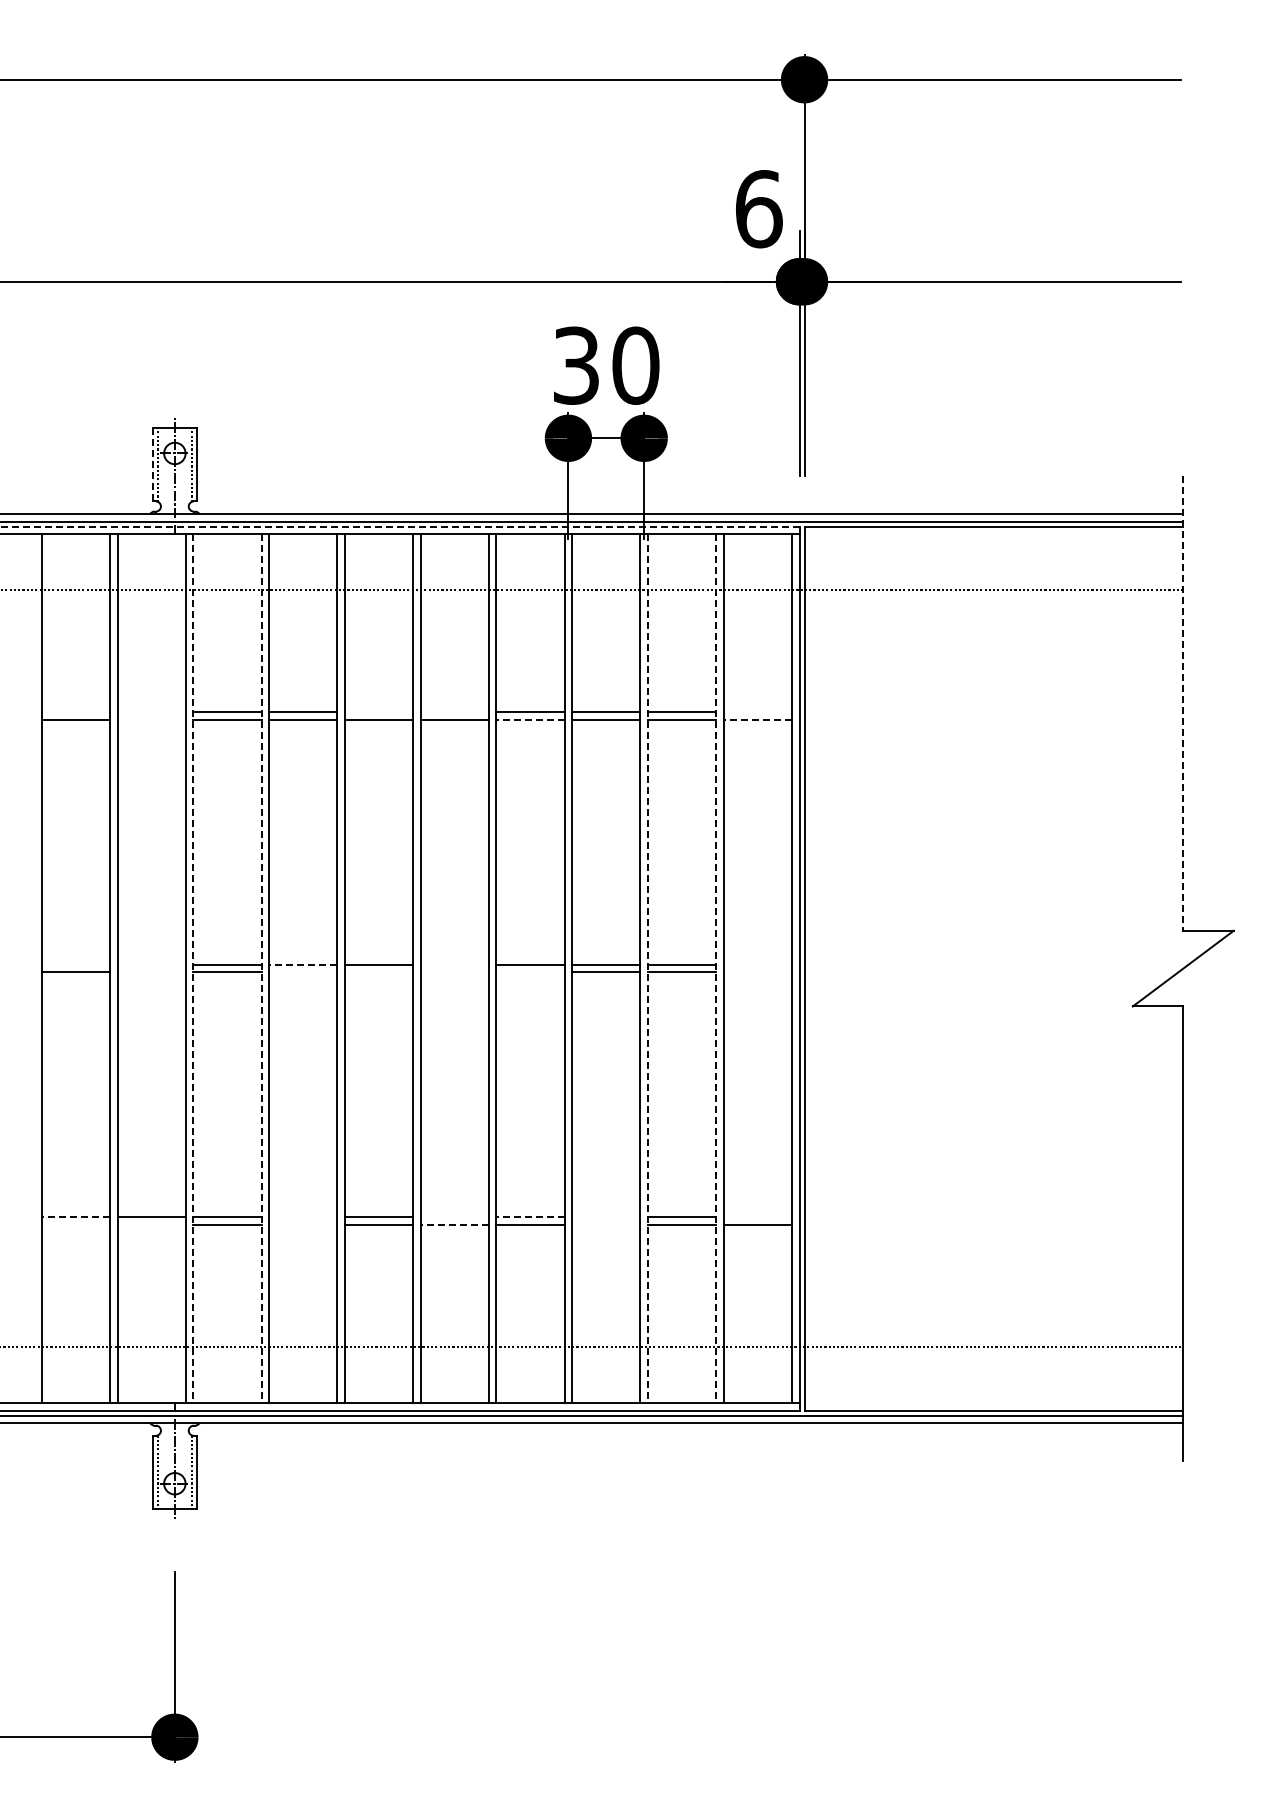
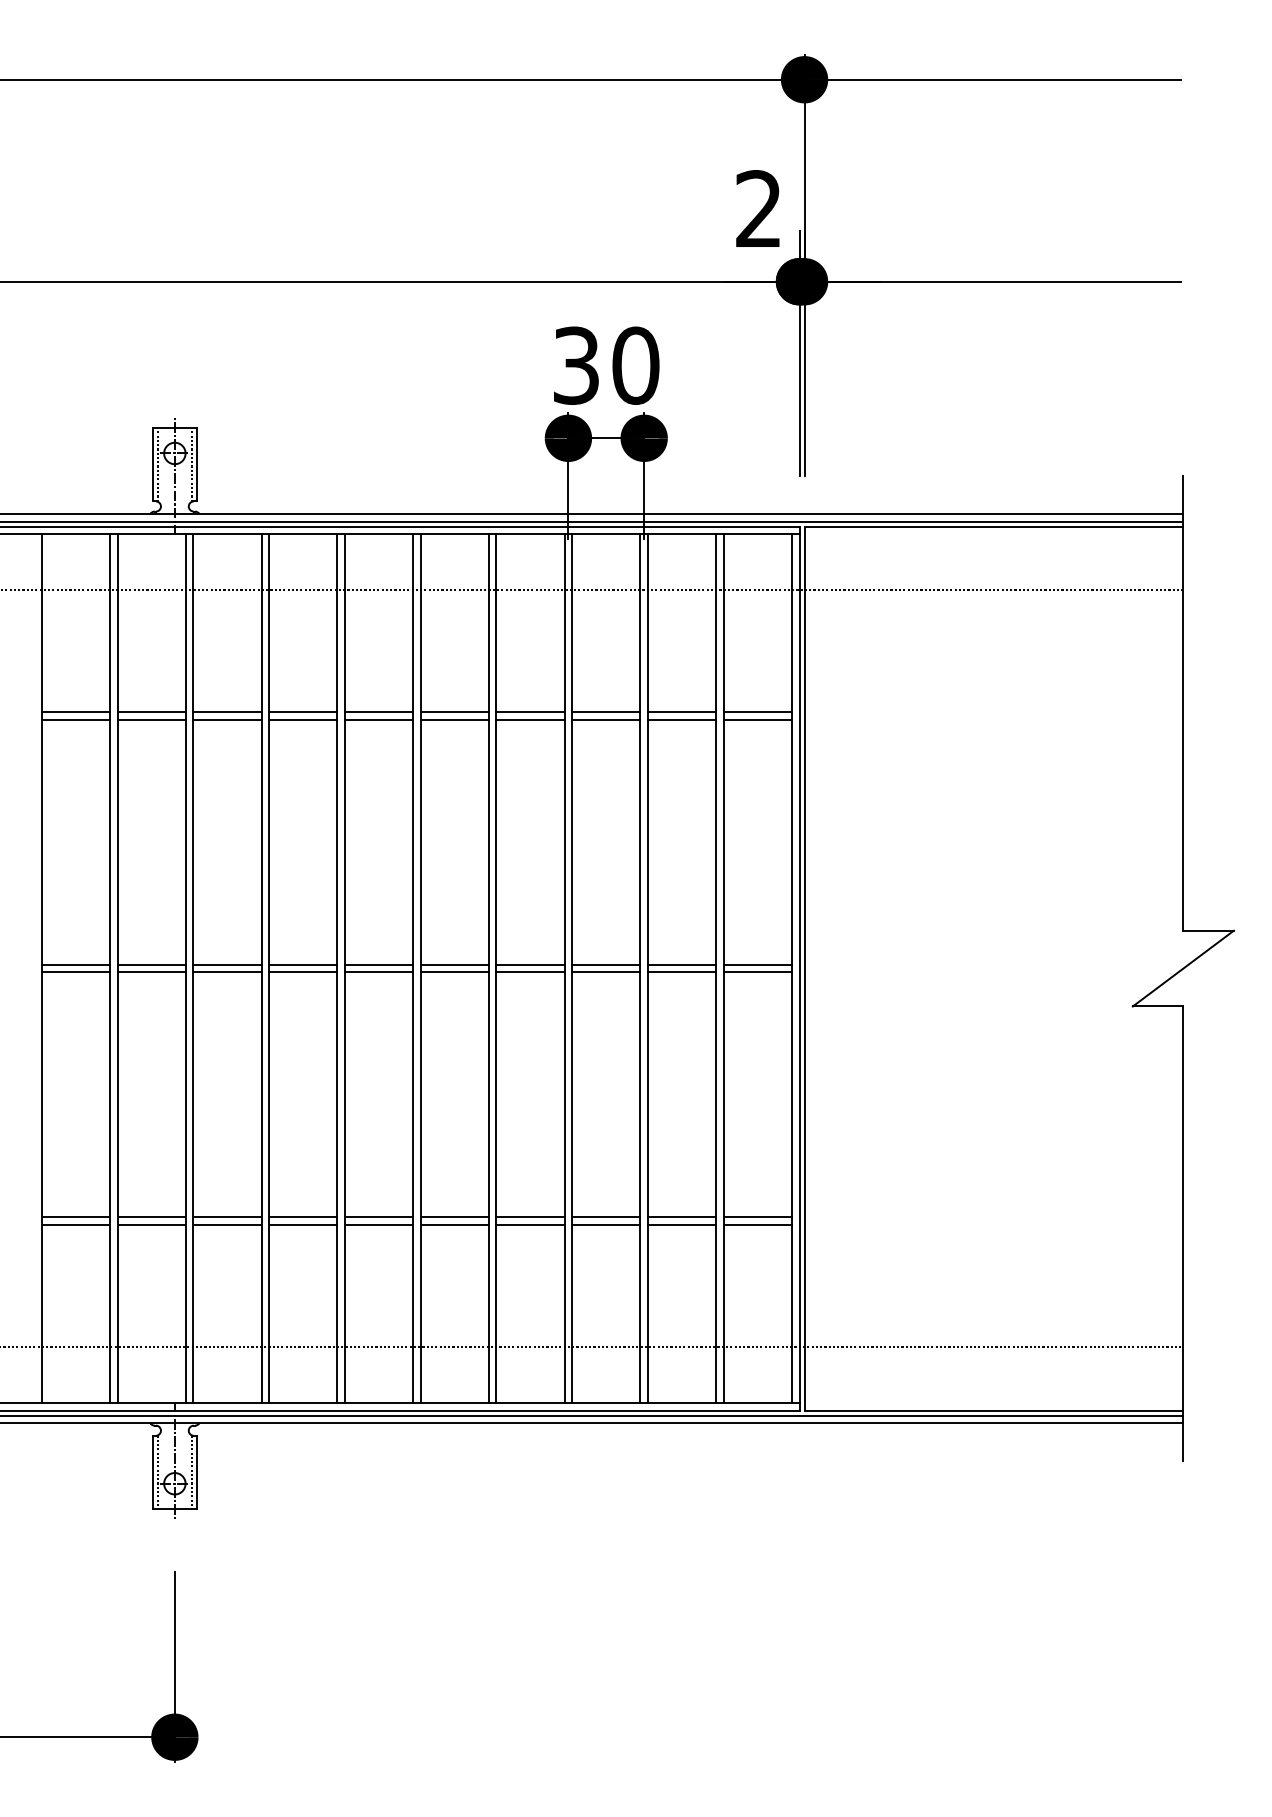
text: 6 -> 2 (759, 209)
line: dashed -> solid (152, 464)
line: dashed -> solid (399, 526)
line: dashed -> solid (1183, 703)
line: none -> present (75, 712)
line: none -> present (151, 712)
line: none -> present (378, 712)
line: none -> present (454, 712)
line: none -> present (757, 712)
line: none -> present (151, 719)
line: dashed -> solid (530, 719)
line: dashed -> solid (757, 719)
line: none -> present (75, 964)
line: none -> present (151, 964)
line: dashed -> solid (302, 964)
line: none -> present (454, 964)
line: none -> present (757, 964)
line: dashed -> solid (193, 969)
line: dashed -> solid (261, 969)
line: dashed -> solid (647, 969)
line: dashed -> solid (716, 969)
line: none -> present (151, 972)
line: none -> present (303, 972)
line: none -> present (378, 972)
line: none -> present (454, 972)
line: none -> present (530, 972)
line: none -> present (757, 972)
line: dashed -> solid (75, 1217)
line: none -> present (303, 1217)
line: none -> present (454, 1217)
line: dashed -> solid (530, 1217)
line: none -> present (606, 1217)
line: none -> present (757, 1217)
line: none -> present (75, 1224)
line: none -> present (151, 1224)
line: none -> present (303, 1224)
line: dashed -> solid (454, 1224)
line: none -> present (606, 1224)
